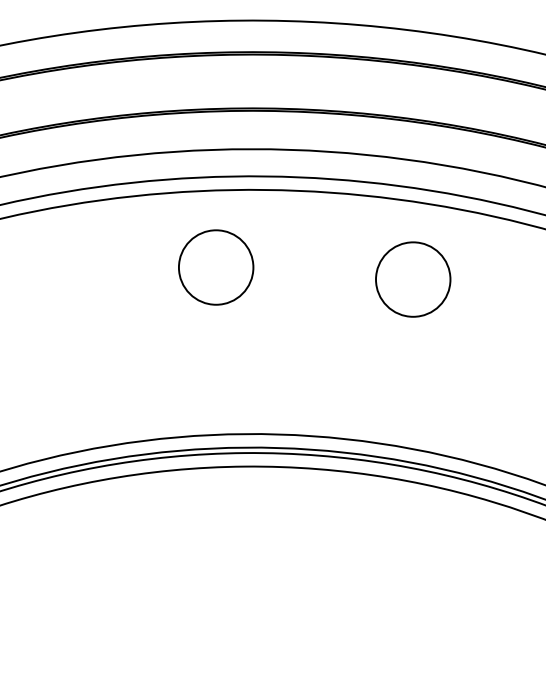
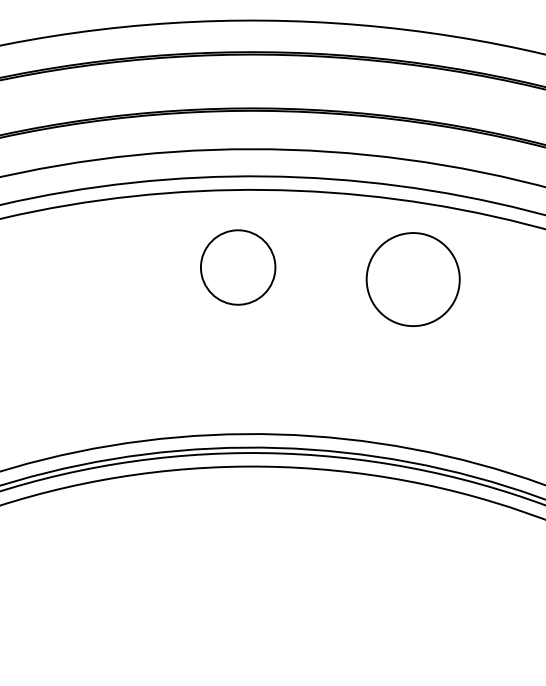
circle position: (216, 267) -> (238, 267) (238, 267)
circle diameter: 74 px -> 93 px (412, 279)
